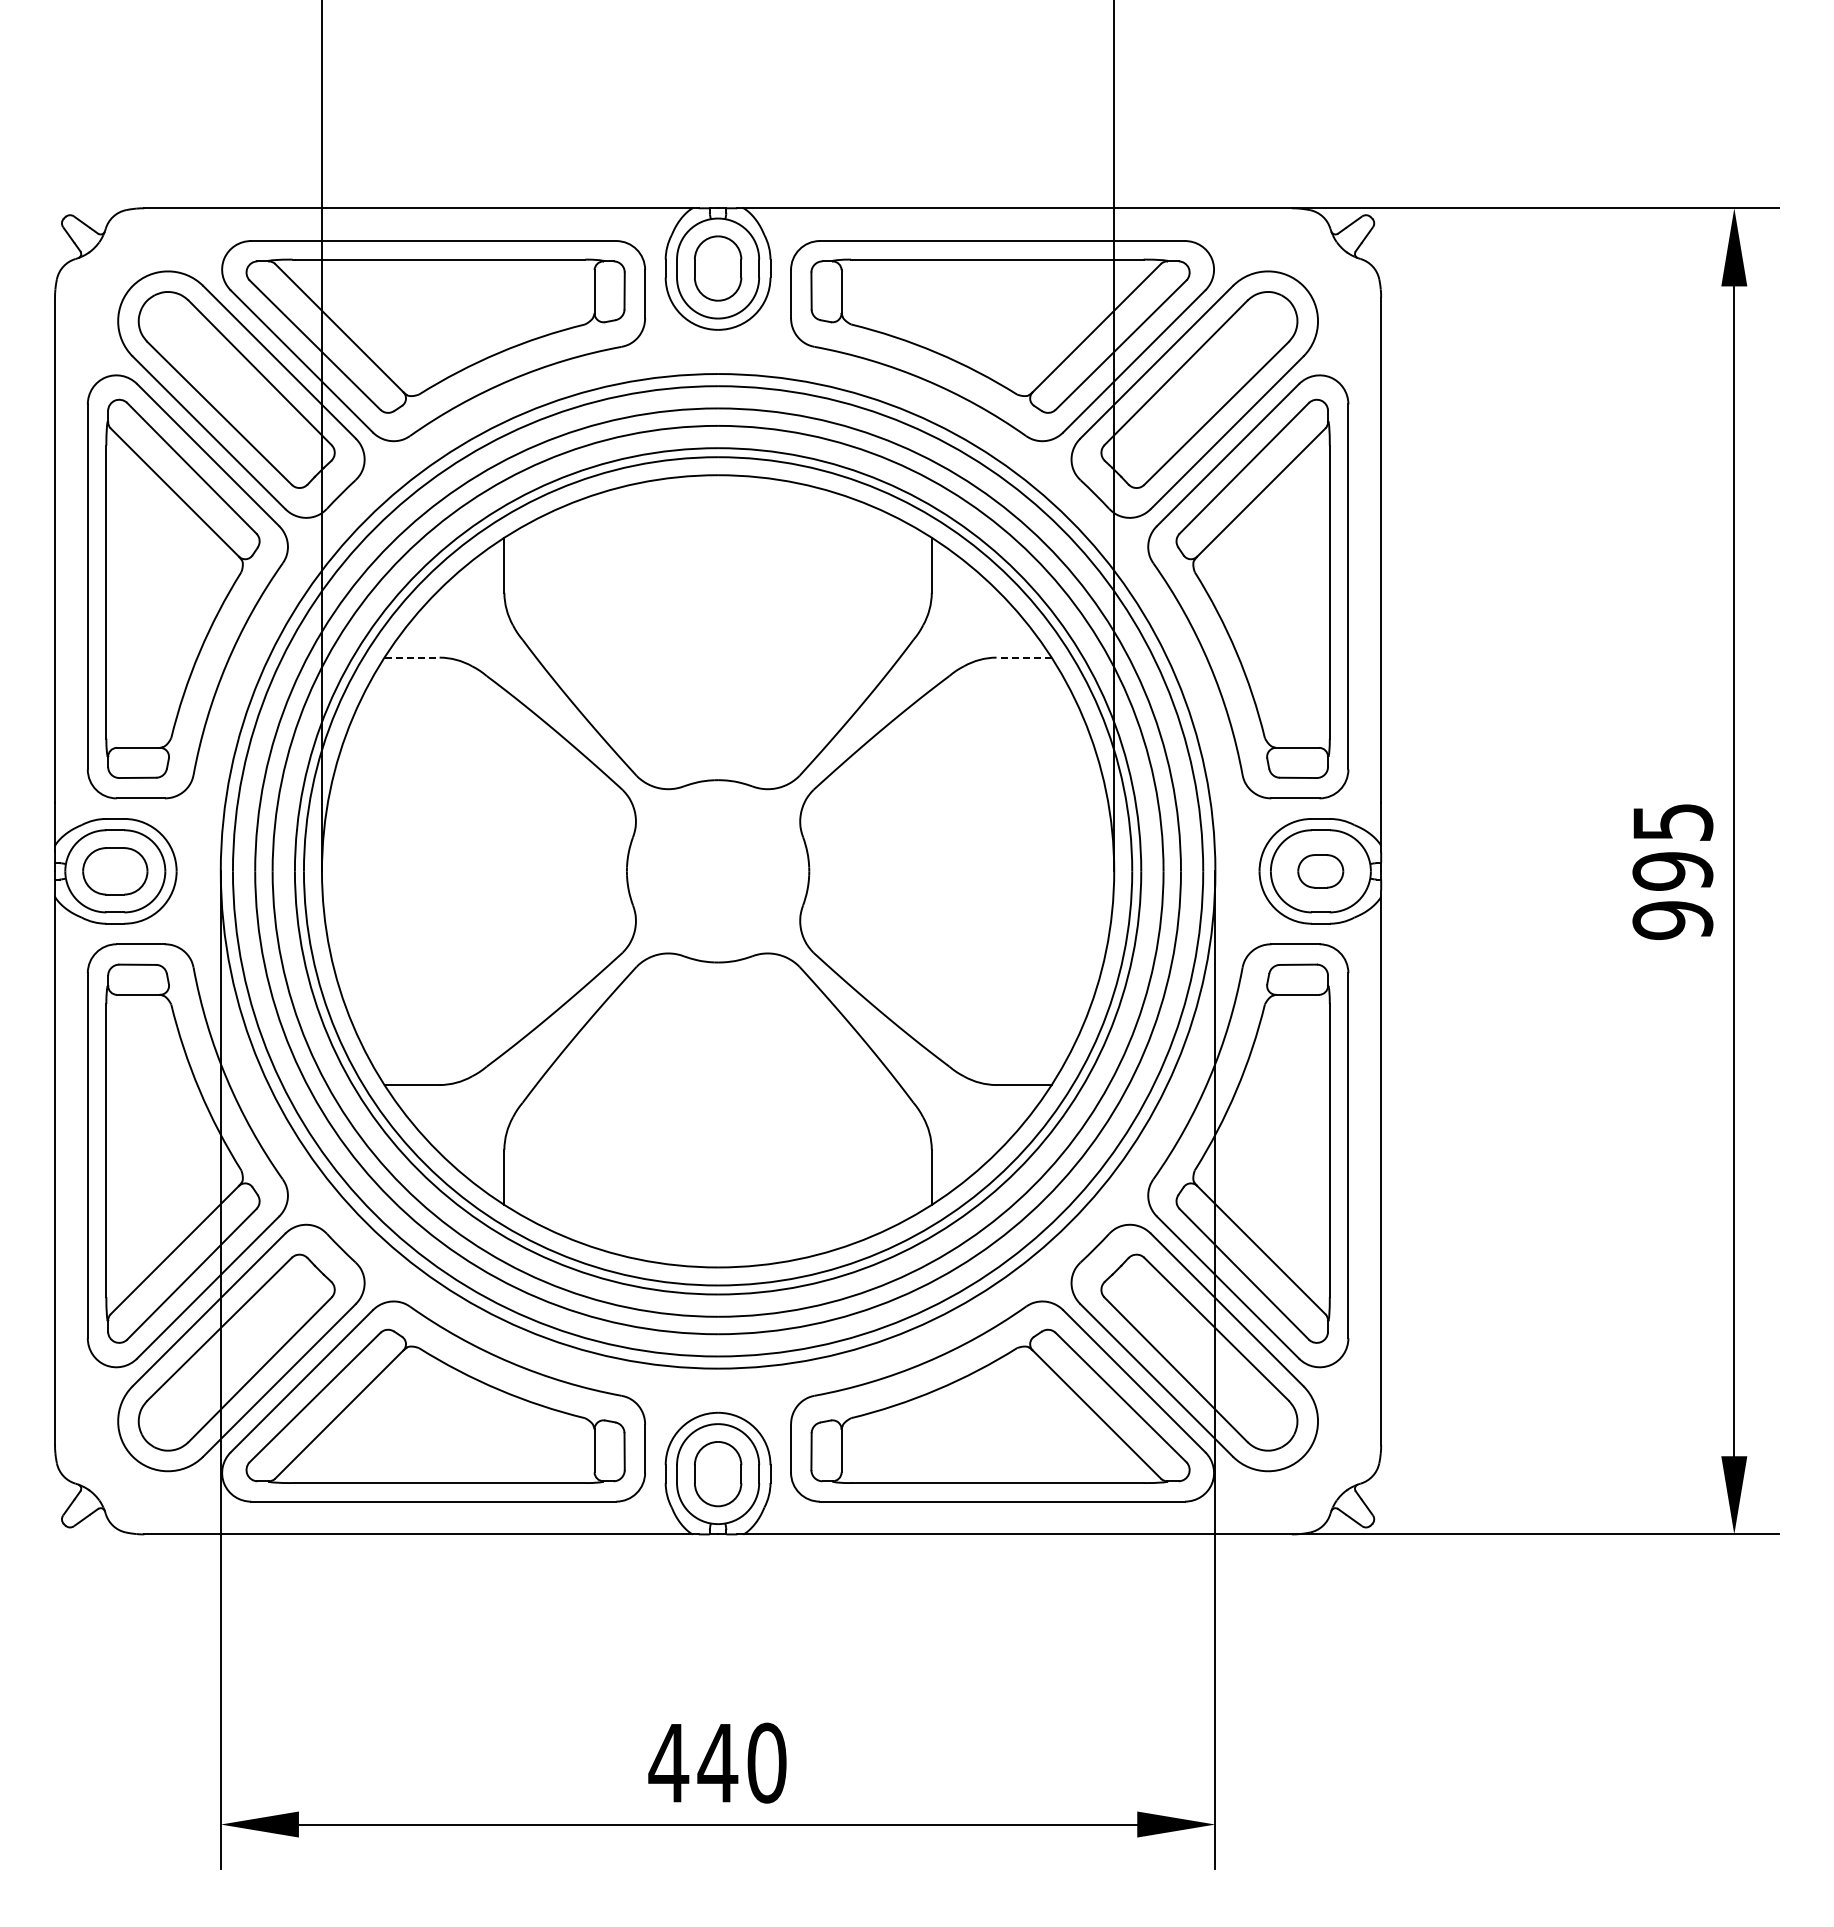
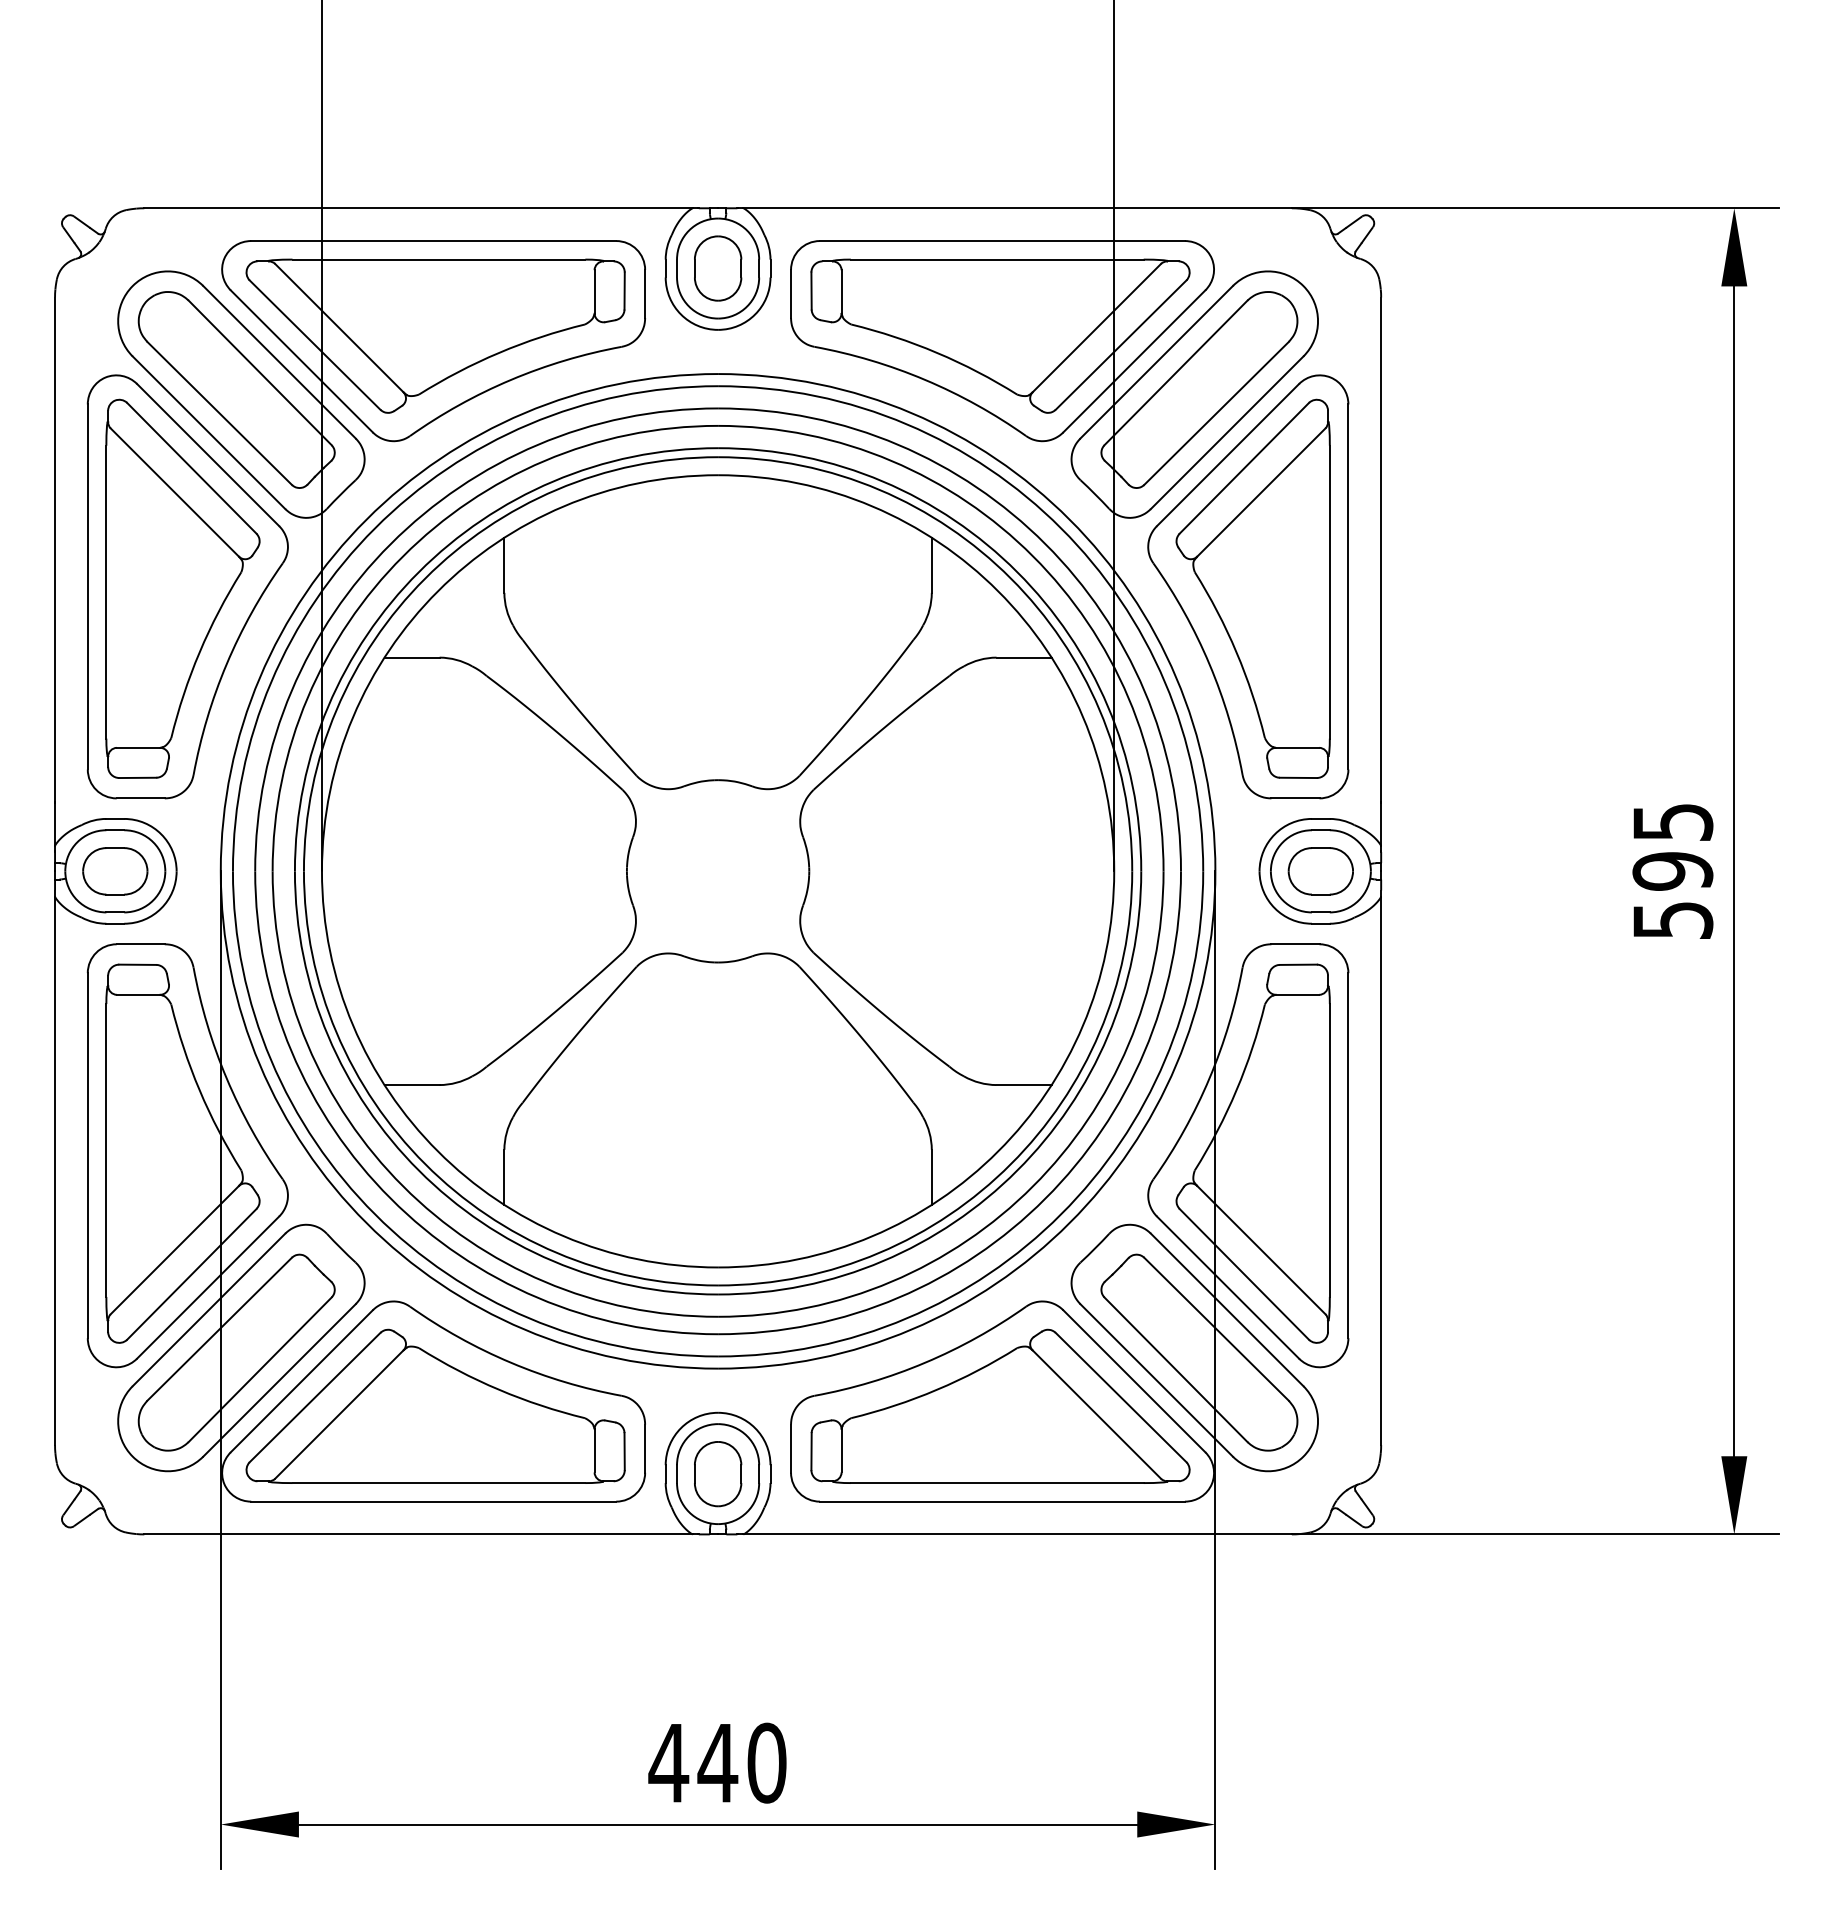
line: dashed -> solid (412, 657)
line: dashed -> solid (1024, 657)
part size: 48x35 px -> 67x49 px (1320, 871)
text: 995 -> 595 (1672, 920)
